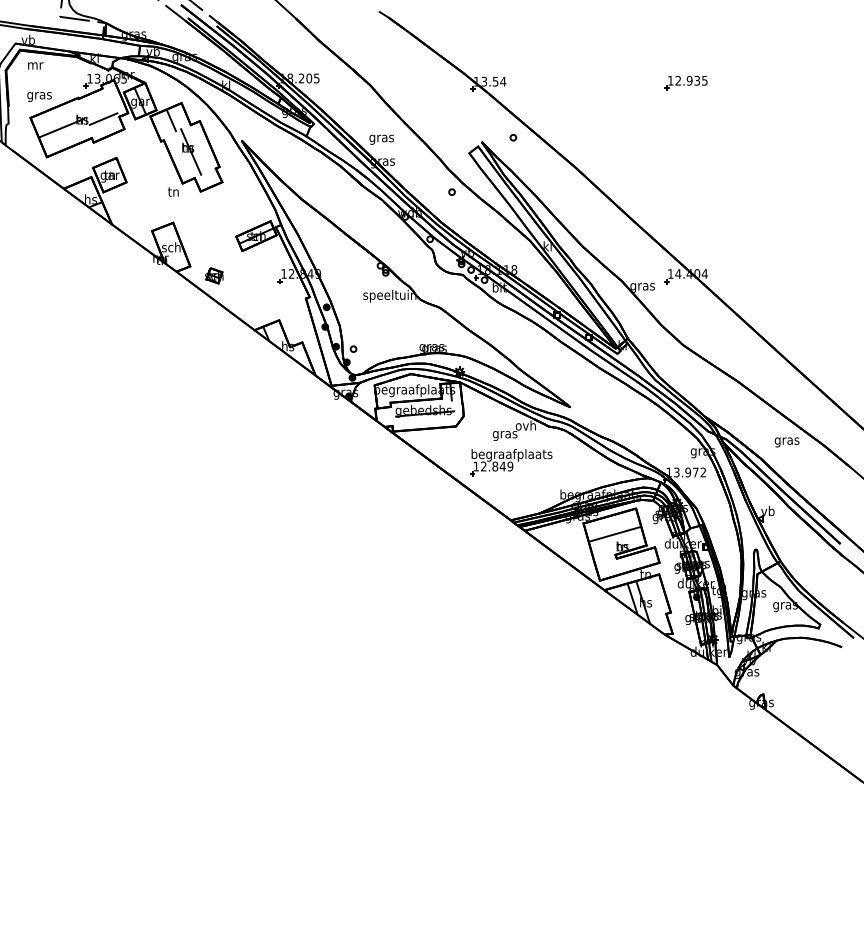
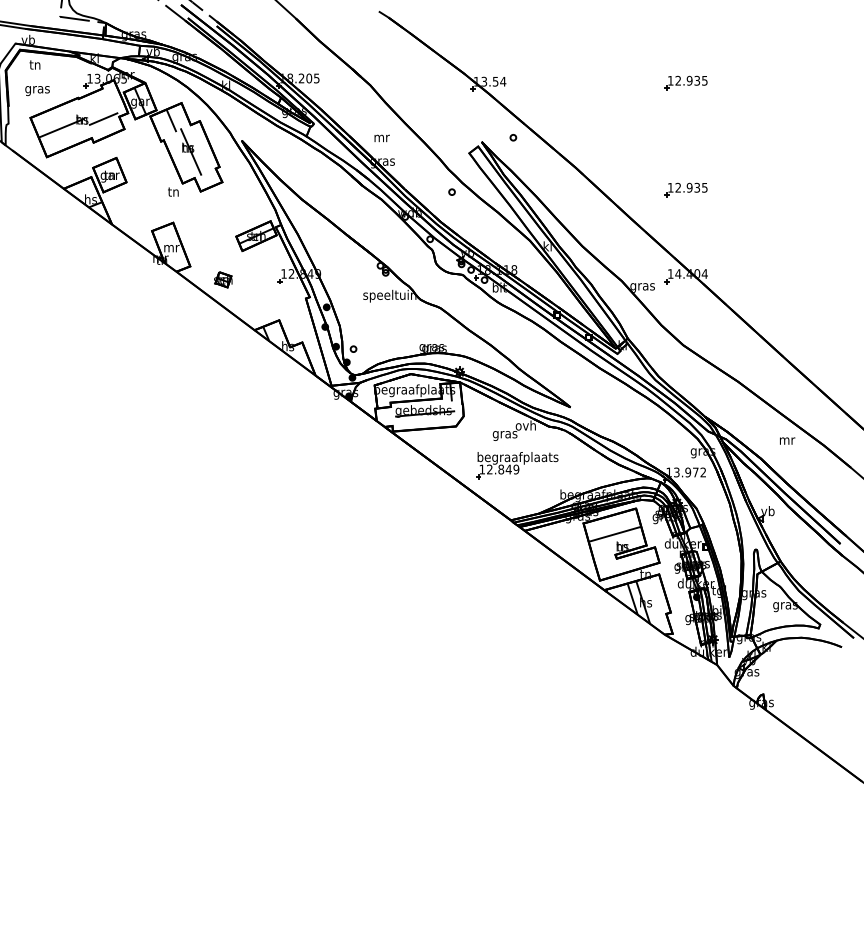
text: mr -> tn (35, 64)
text position: (39, 96) -> (37, 90) (37, 90)
text: gras -> mr (381, 139)
part: none -> present (685, 189)
text: sch -> mr (171, 247)
part position: (214, 275) -> (223, 279) (223, 279)
text: gras -> mr (786, 442)
part position: (511, 462) -> (517, 465) (517, 465)
